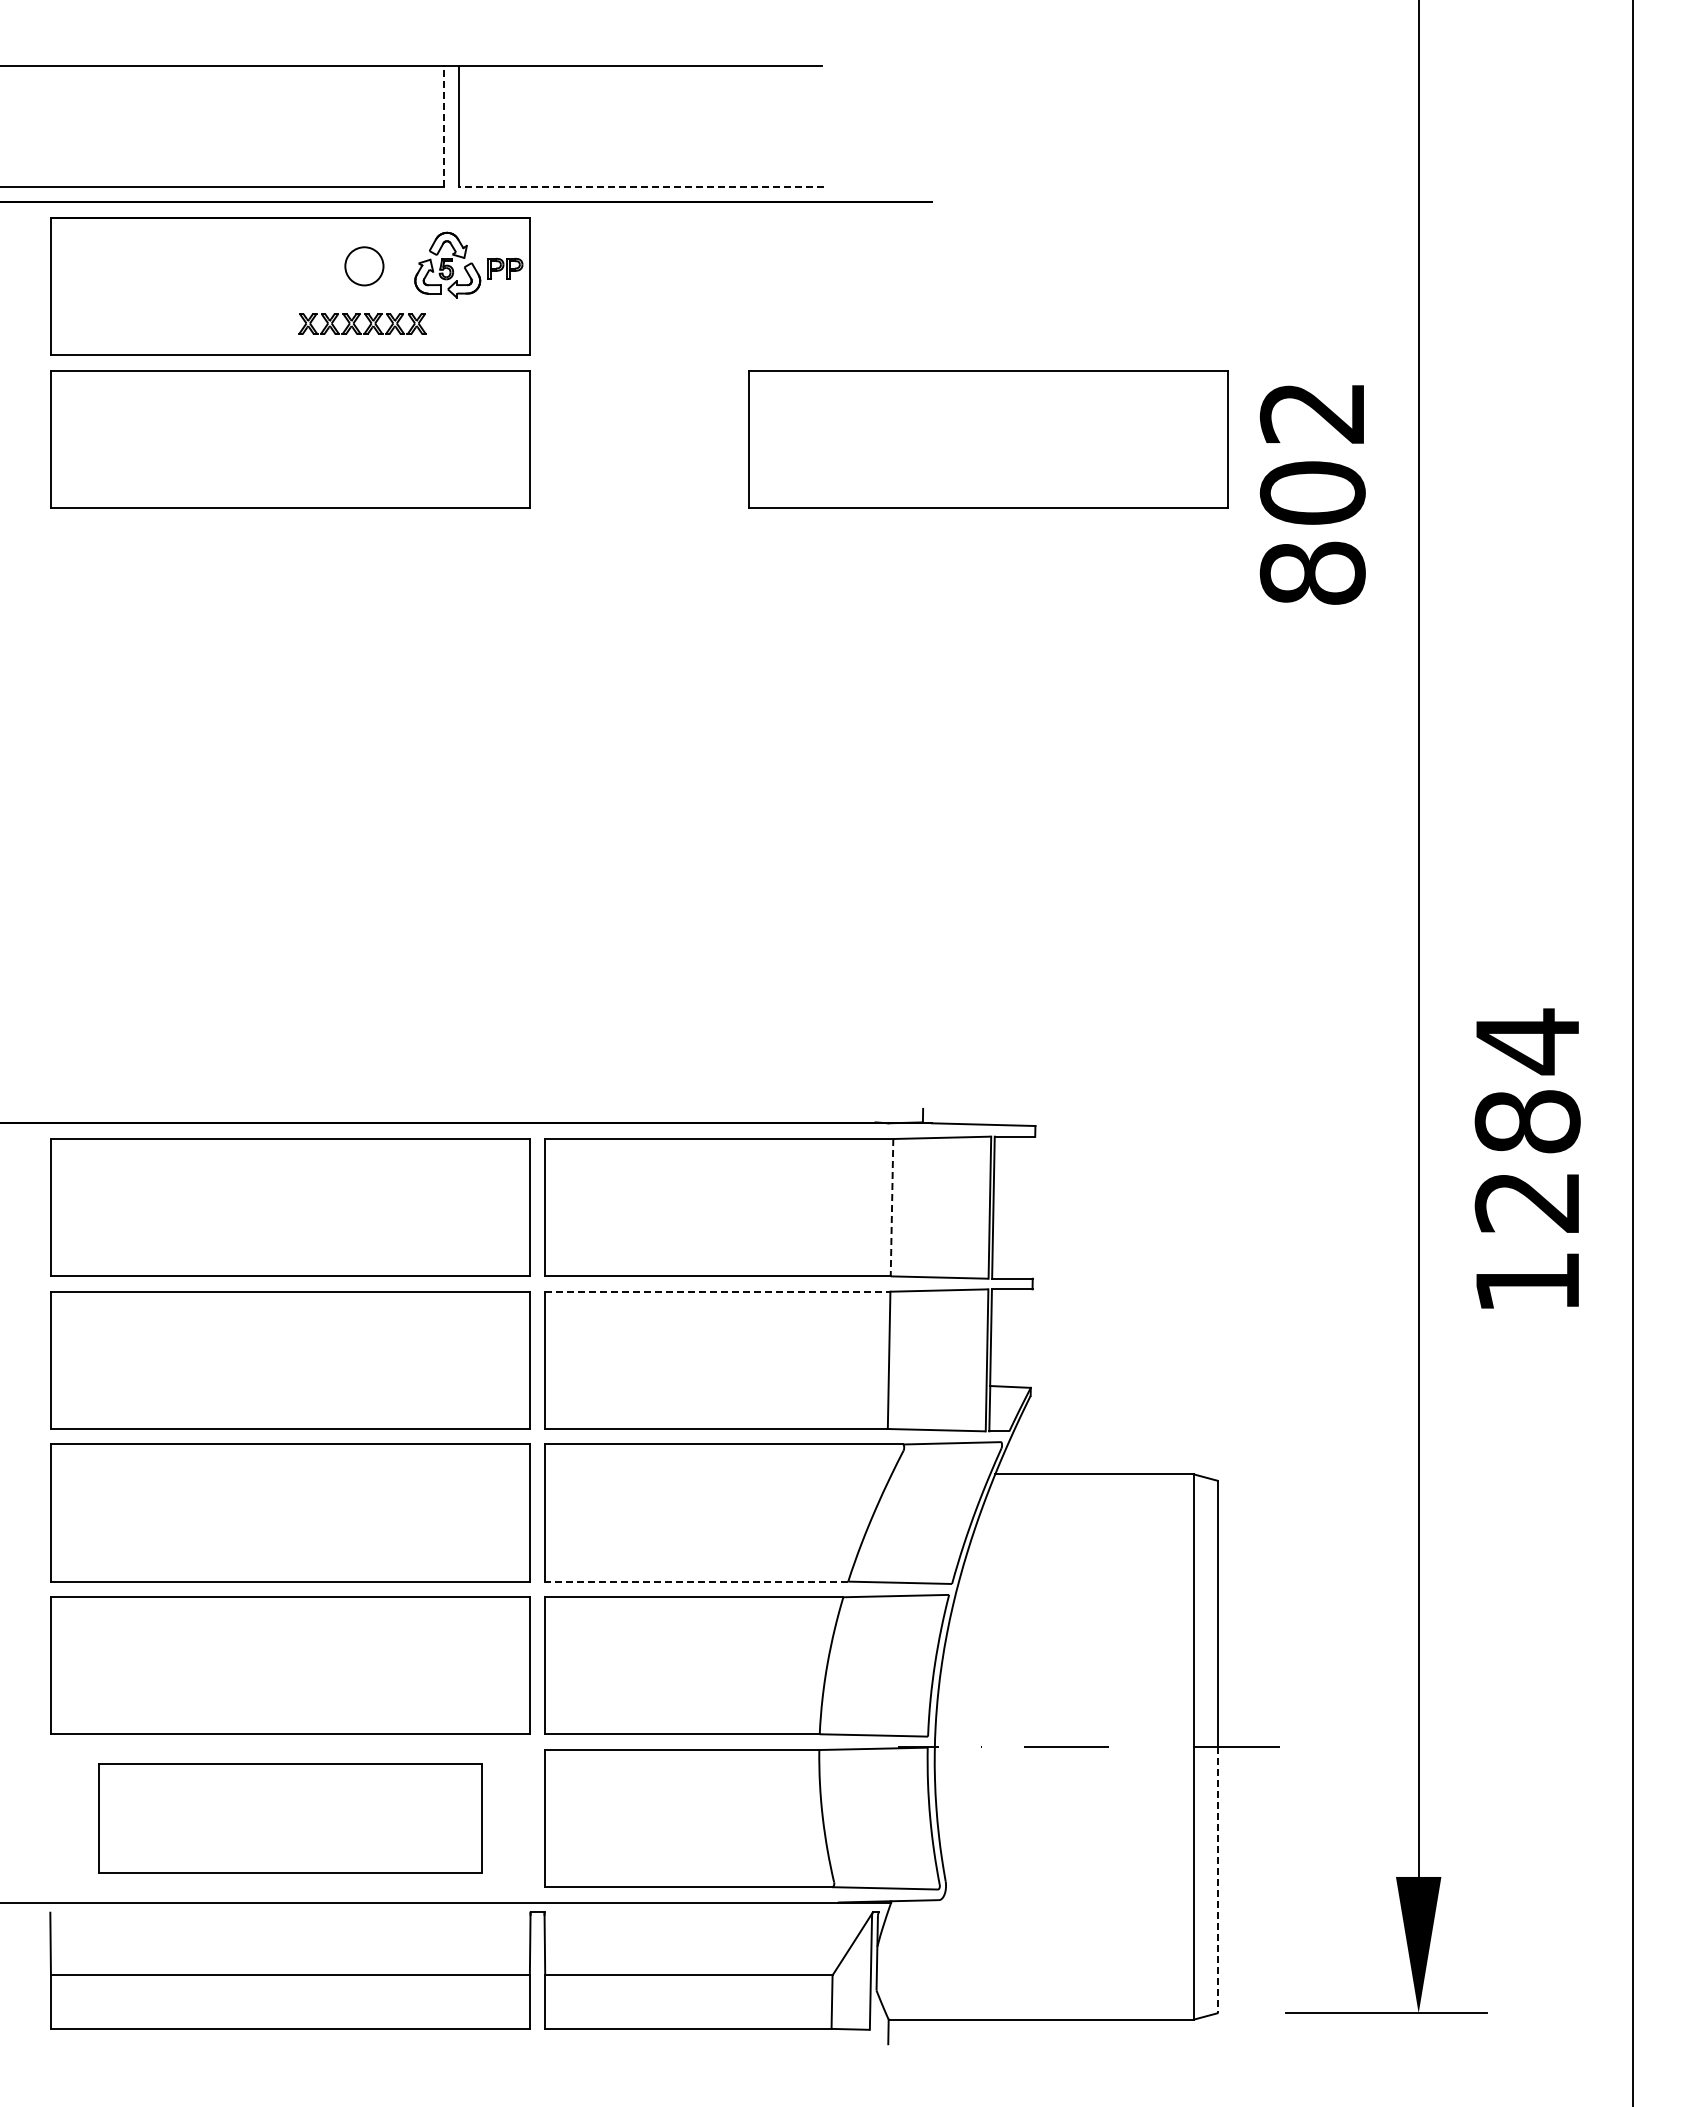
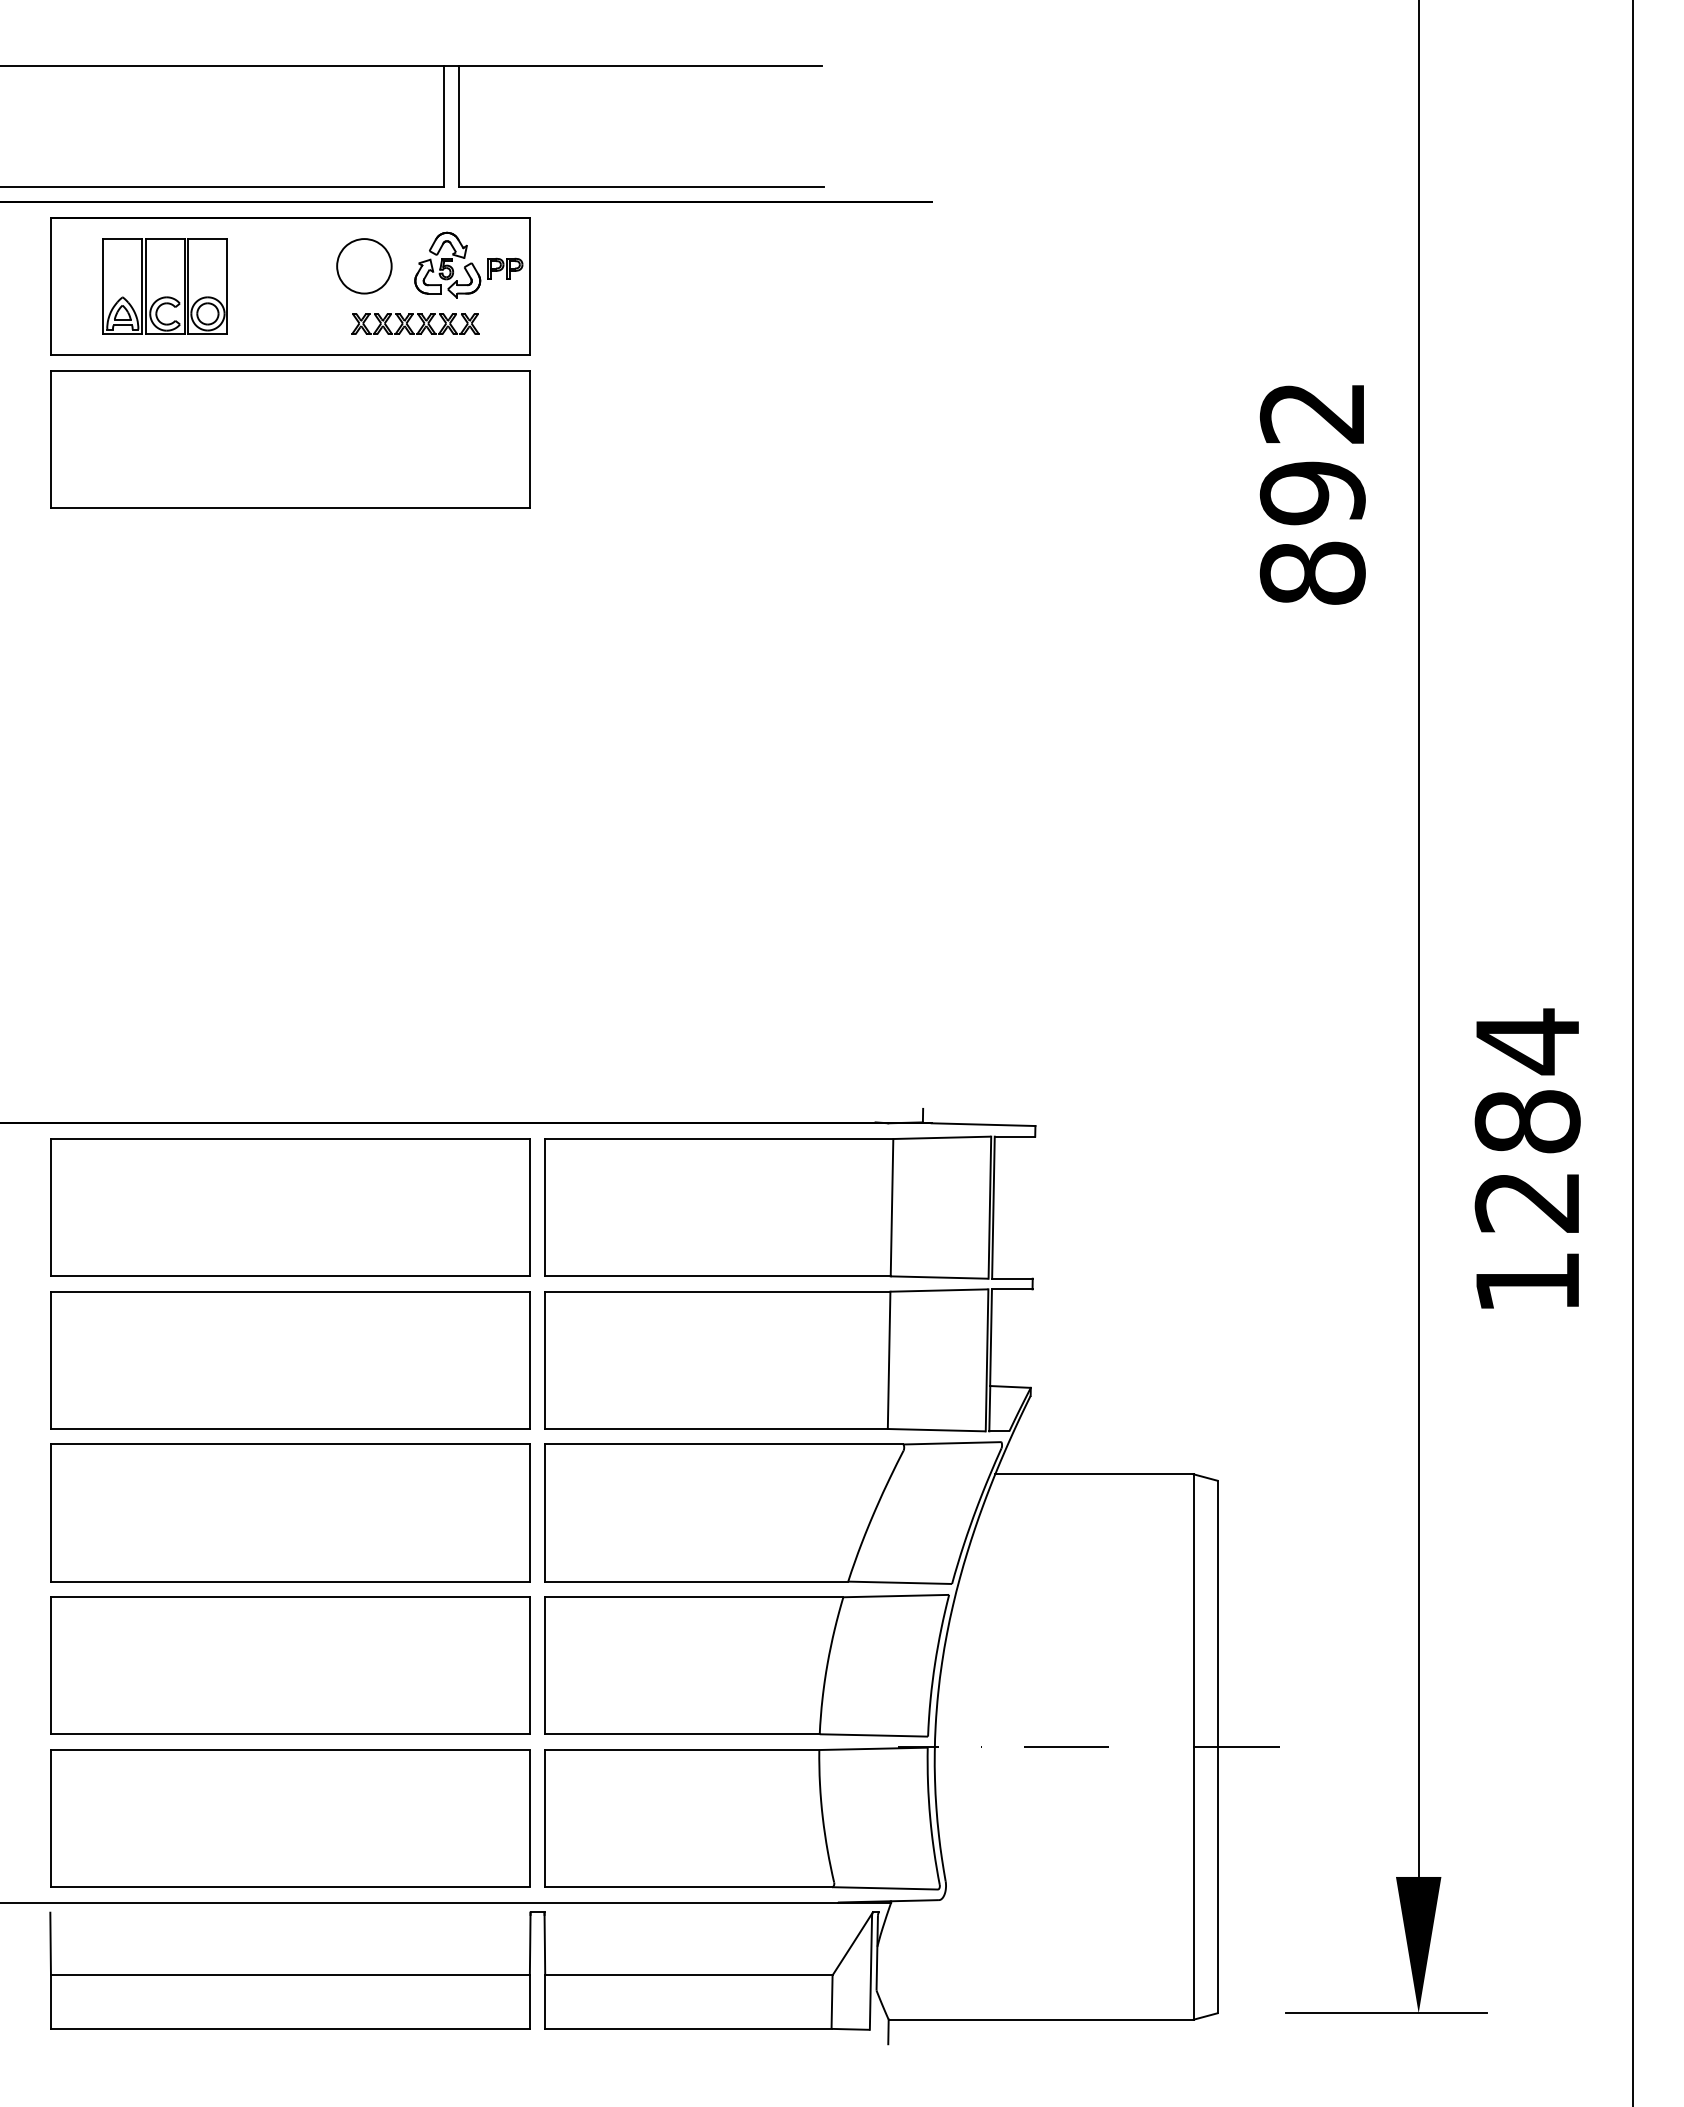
line: dashed -> solid (443, 126)
line: dashed -> solid (640, 187)
part size: 41x41 px -> 57x57 px (364, 266)
part: none -> present (164, 286)
part position: (357, 319) -> (410, 319) (410, 319)
part: present -> none (988, 439)
text: 802 -> 892 (1312, 493)
line: dashed -> solid (892, 1207)
line: dashed -> solid (717, 1291)
line: dashed -> solid (696, 1581)
part size: 385x111 px -> 481x139 px (290, 1818)
line: dashed -> solid (1217, 1880)
